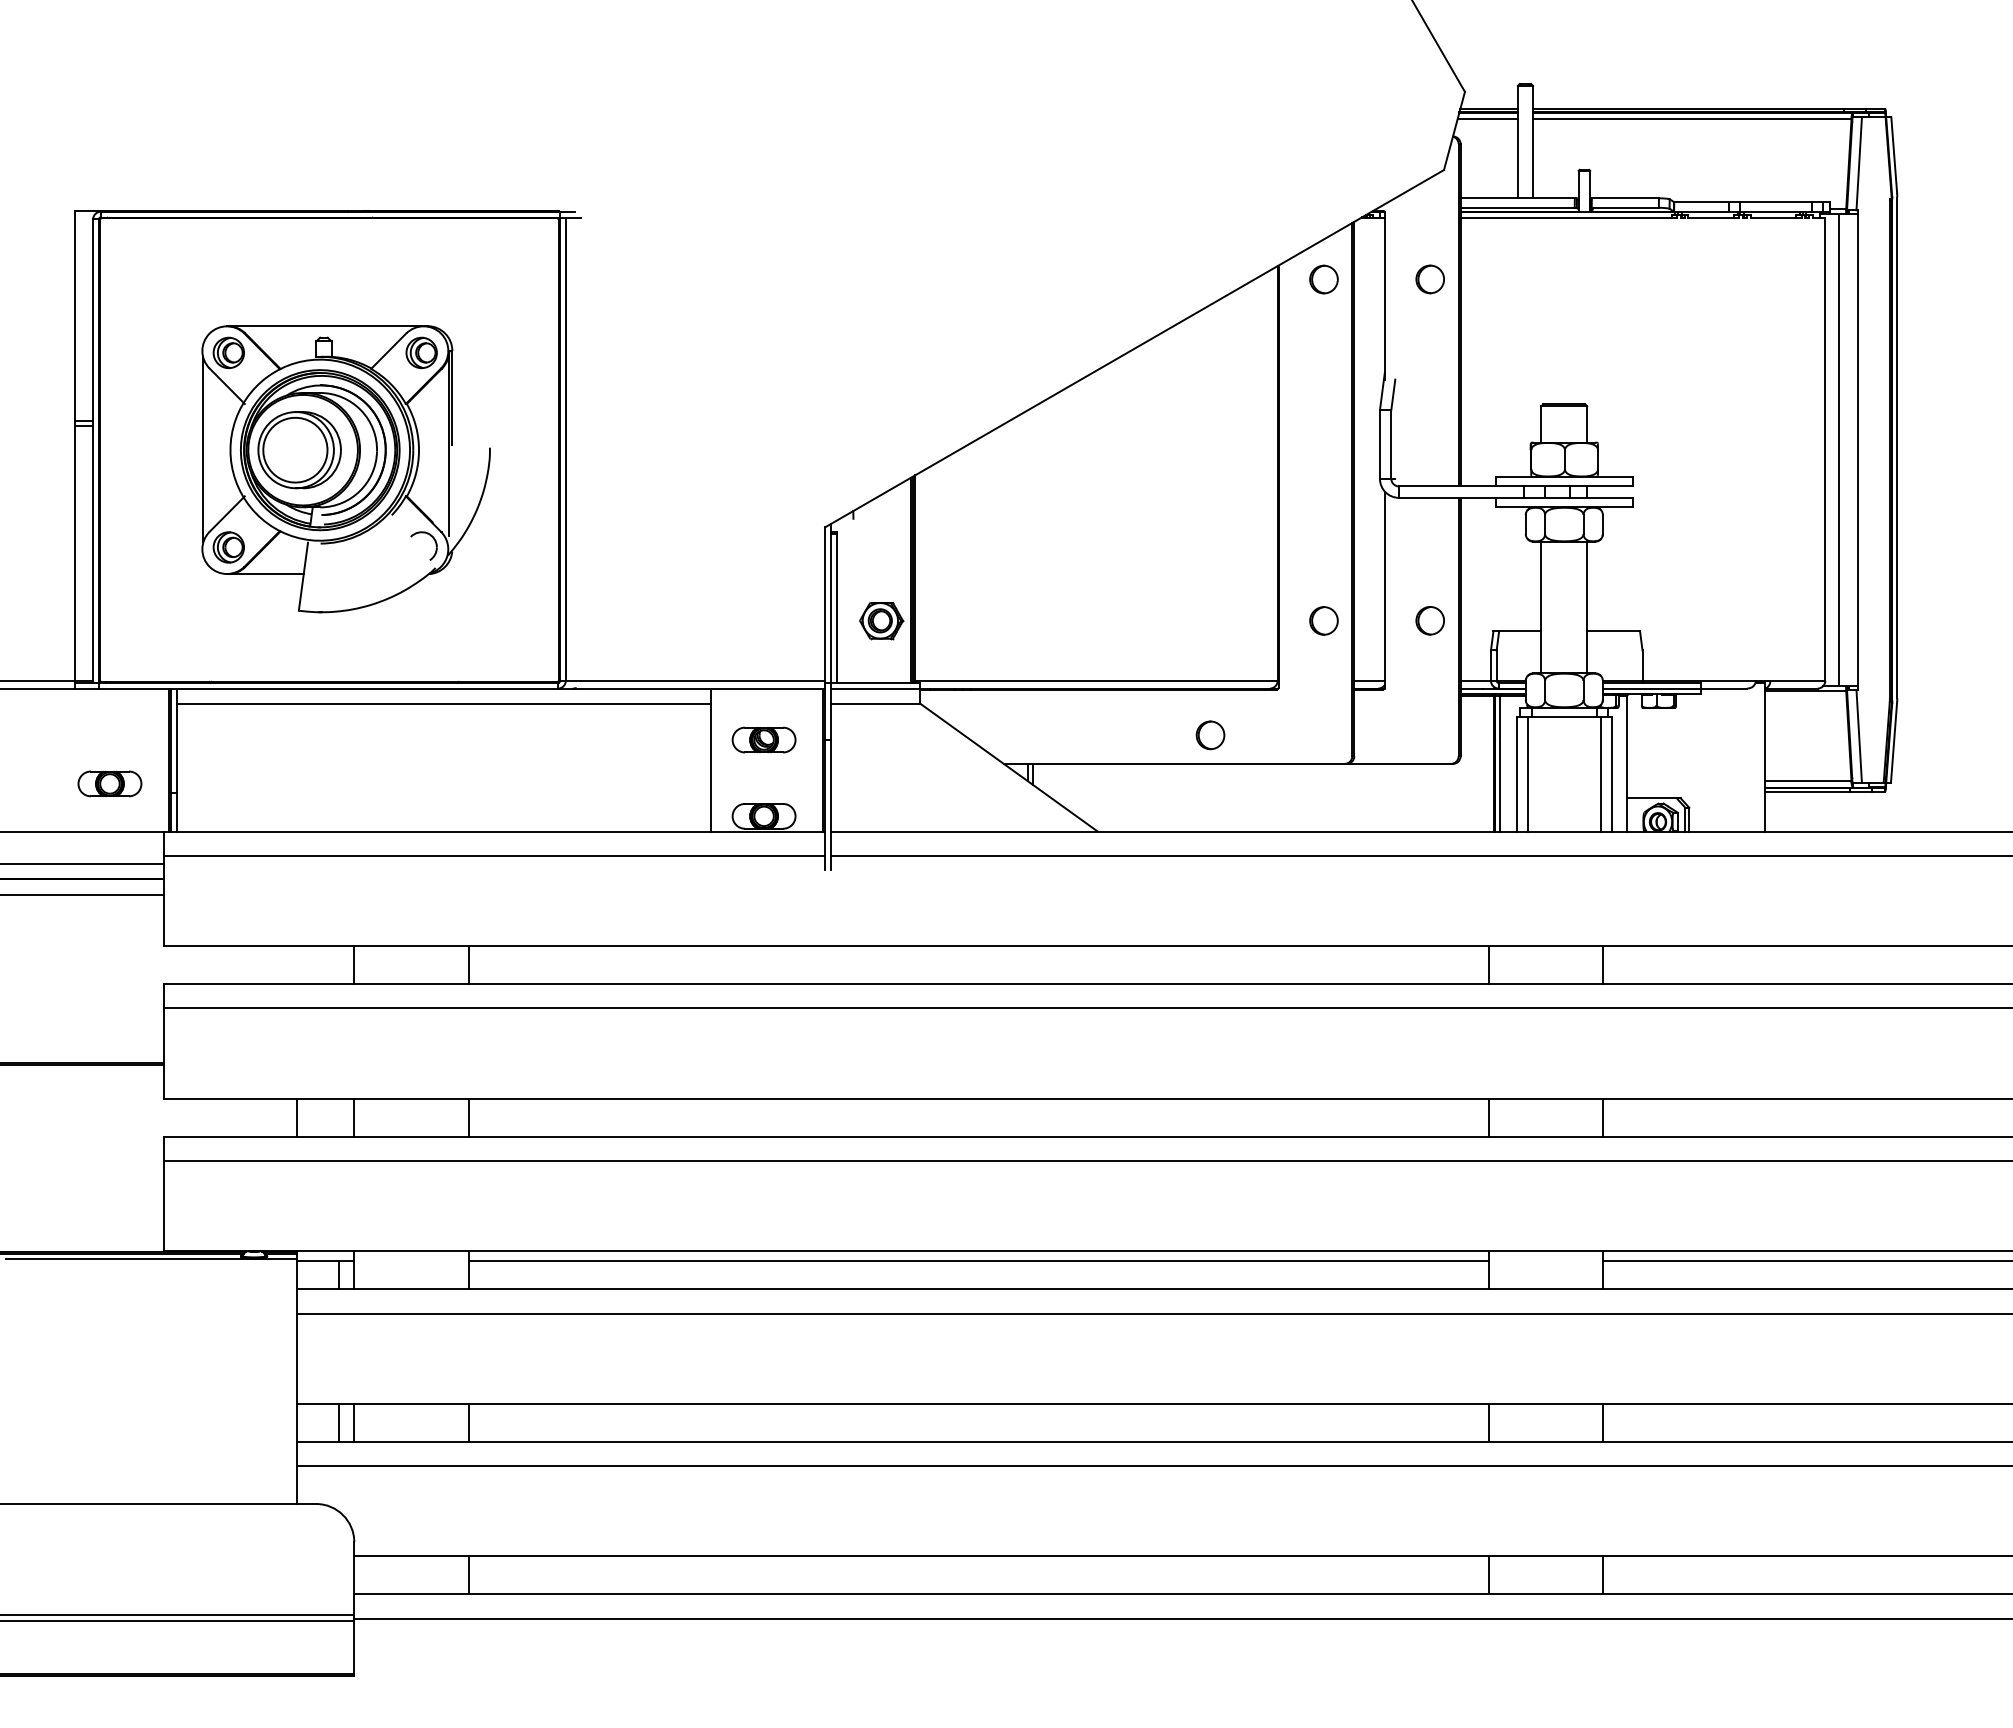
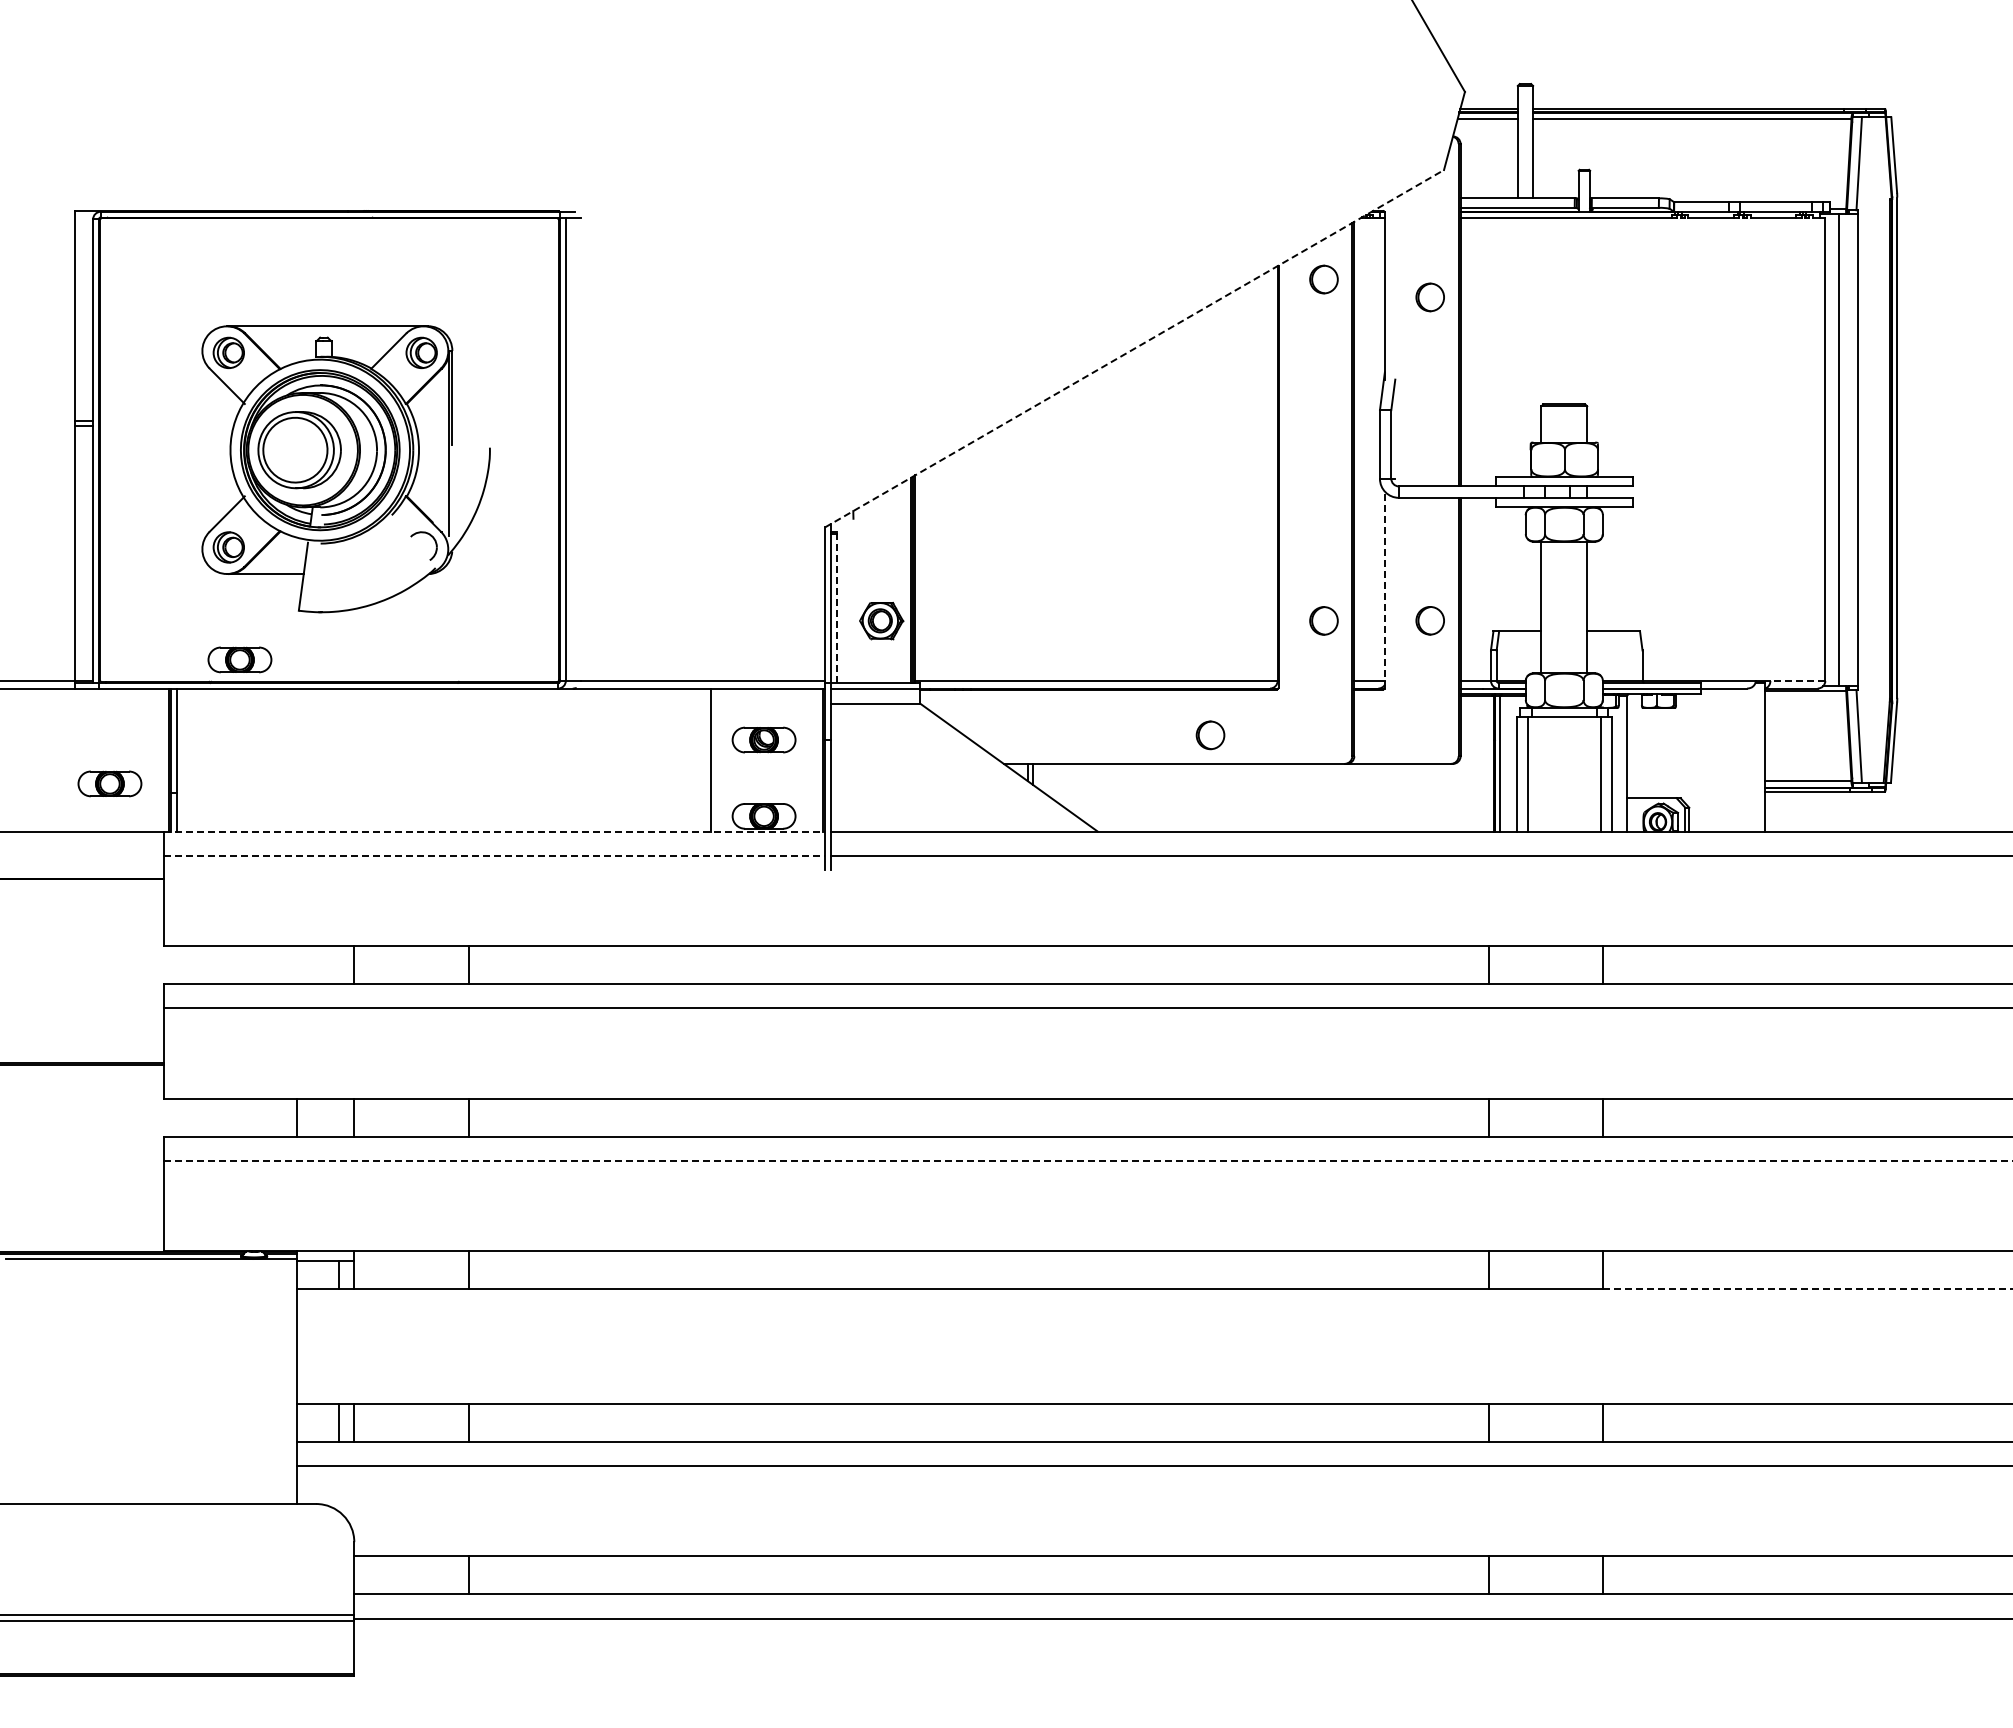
part position: (1429, 279) -> (1429, 297) (1429, 297)
line: solid -> dashed (1135, 348)
line: present -> none (203, 450)
line: solid -> dashed (1384, 589)
line: solid -> dashed (837, 607)
part: none -> present (239, 659)
line: solid -> dashed (1797, 680)
line: present -> none (443, 703)
line: solid -> dashed (494, 831)
line: solid -> dashed (494, 855)
line: present -> none (82, 864)
line: present -> none (82, 894)
line: solid -> dashed (1088, 1160)
line: present -> none (978, 1260)
line: present -> none (1806, 1260)
line: solid -> dashed (1808, 1289)
line: present -> none (1153, 1313)
